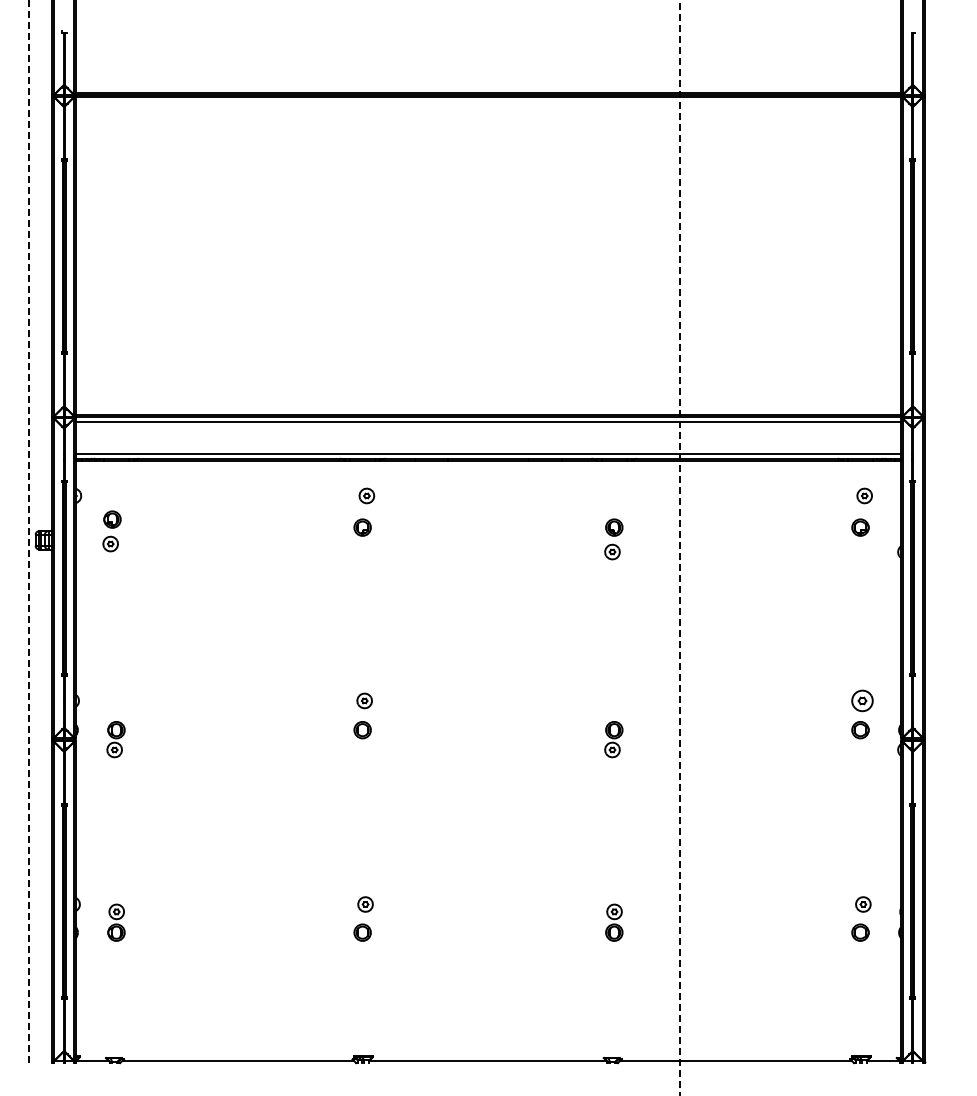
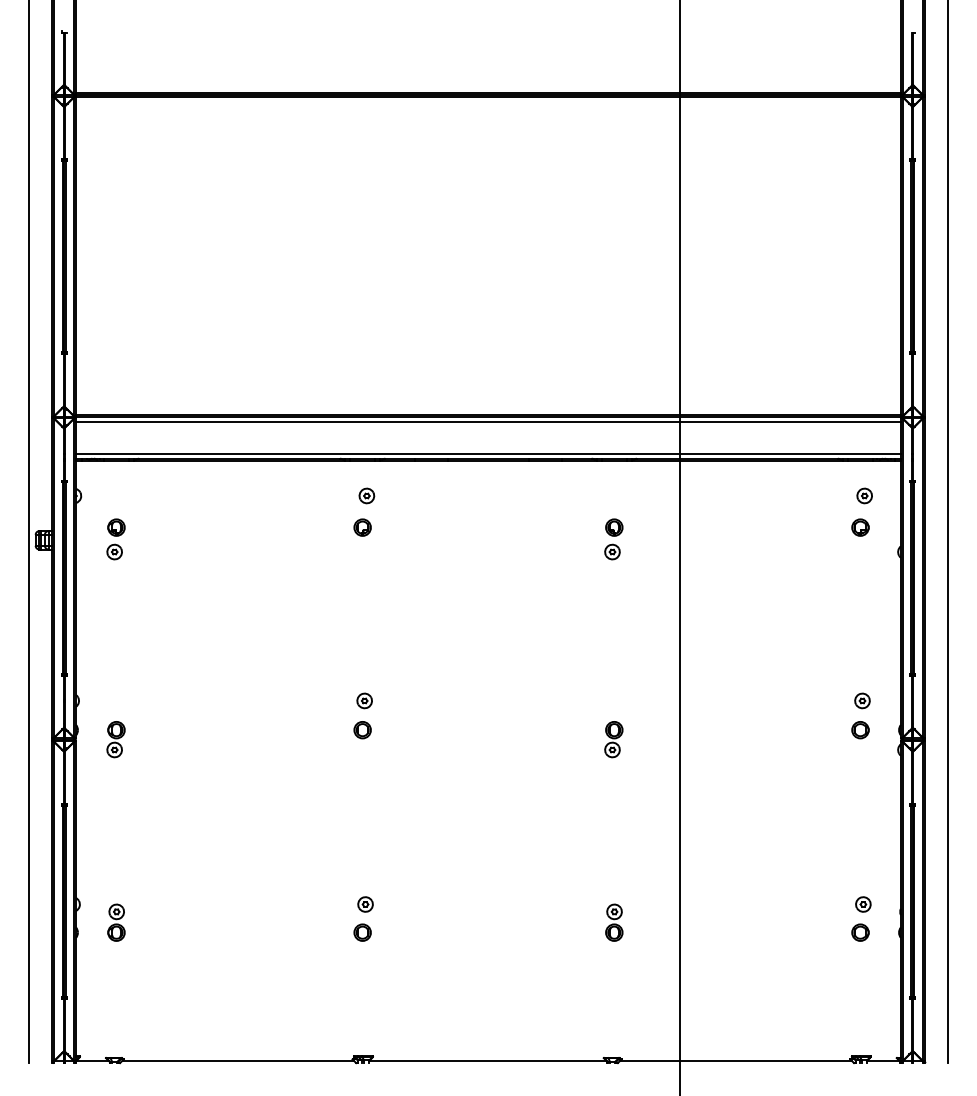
line: dashed -> solid (29, 531)
part position: (111, 531) -> (115, 539) (115, 539)
line: none -> present (947, 532)
line: dashed -> solid (679, 548)
part size: 23x24 px -> 17x18 px (862, 700)
